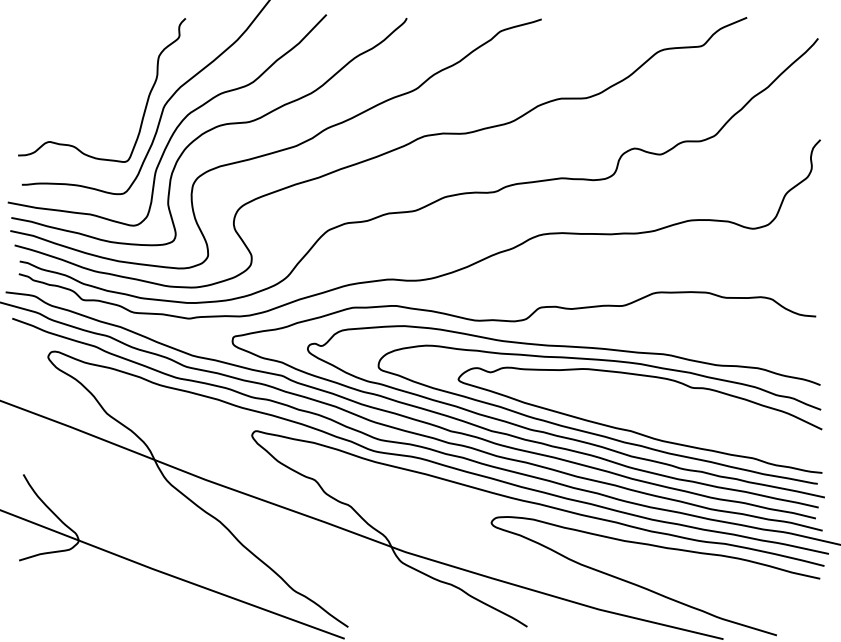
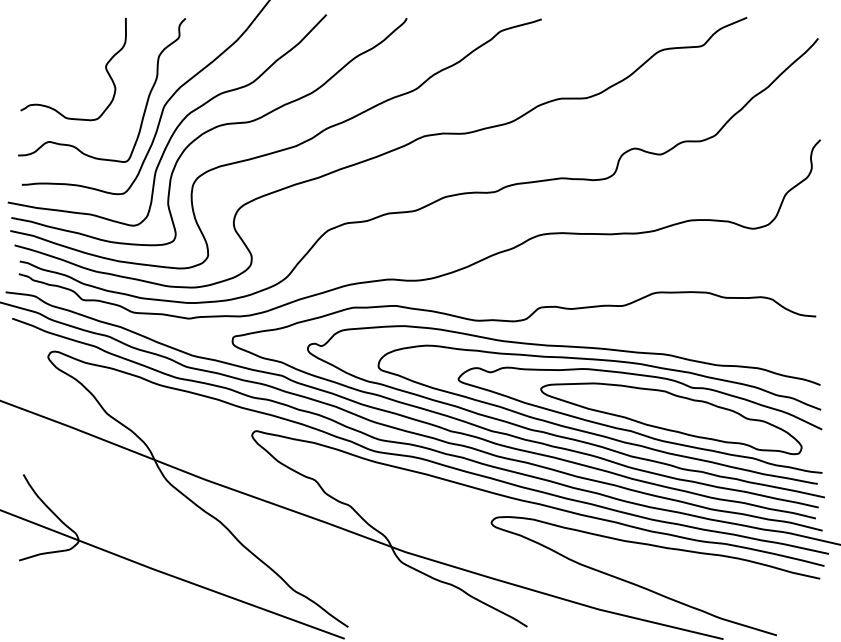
curve: none -> present (105, 69)
part: none -> present (671, 418)
